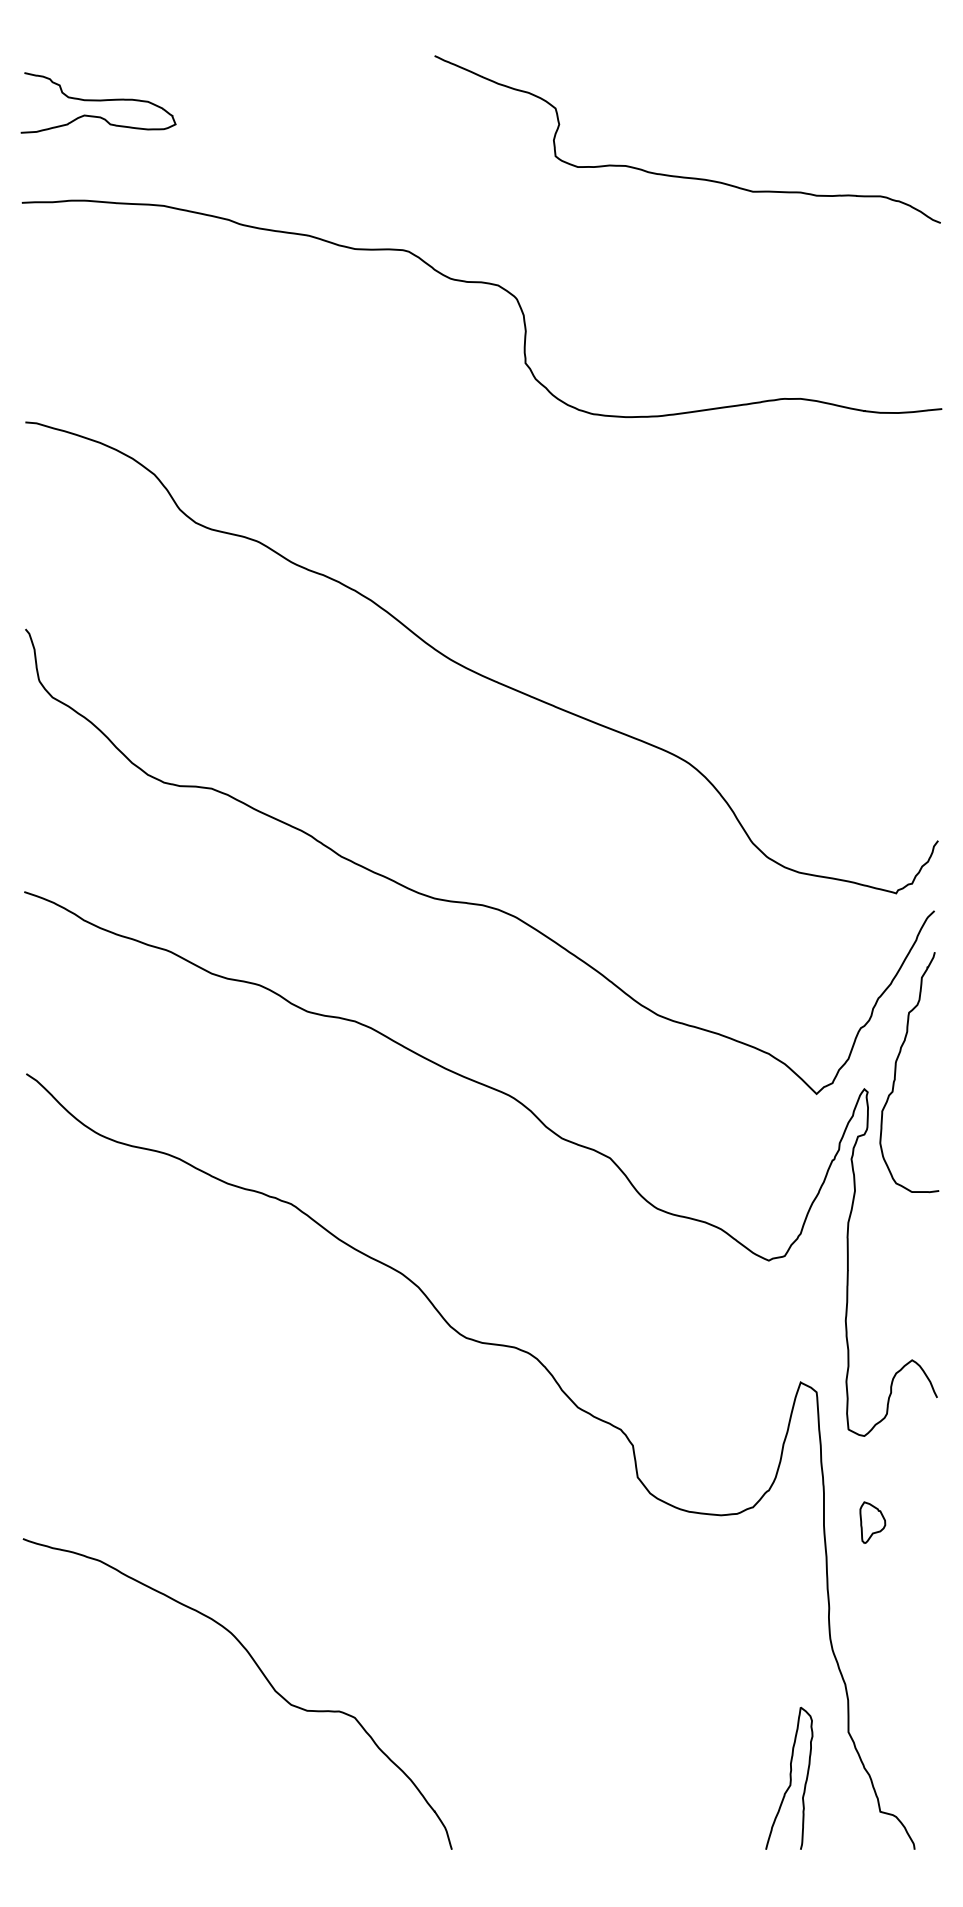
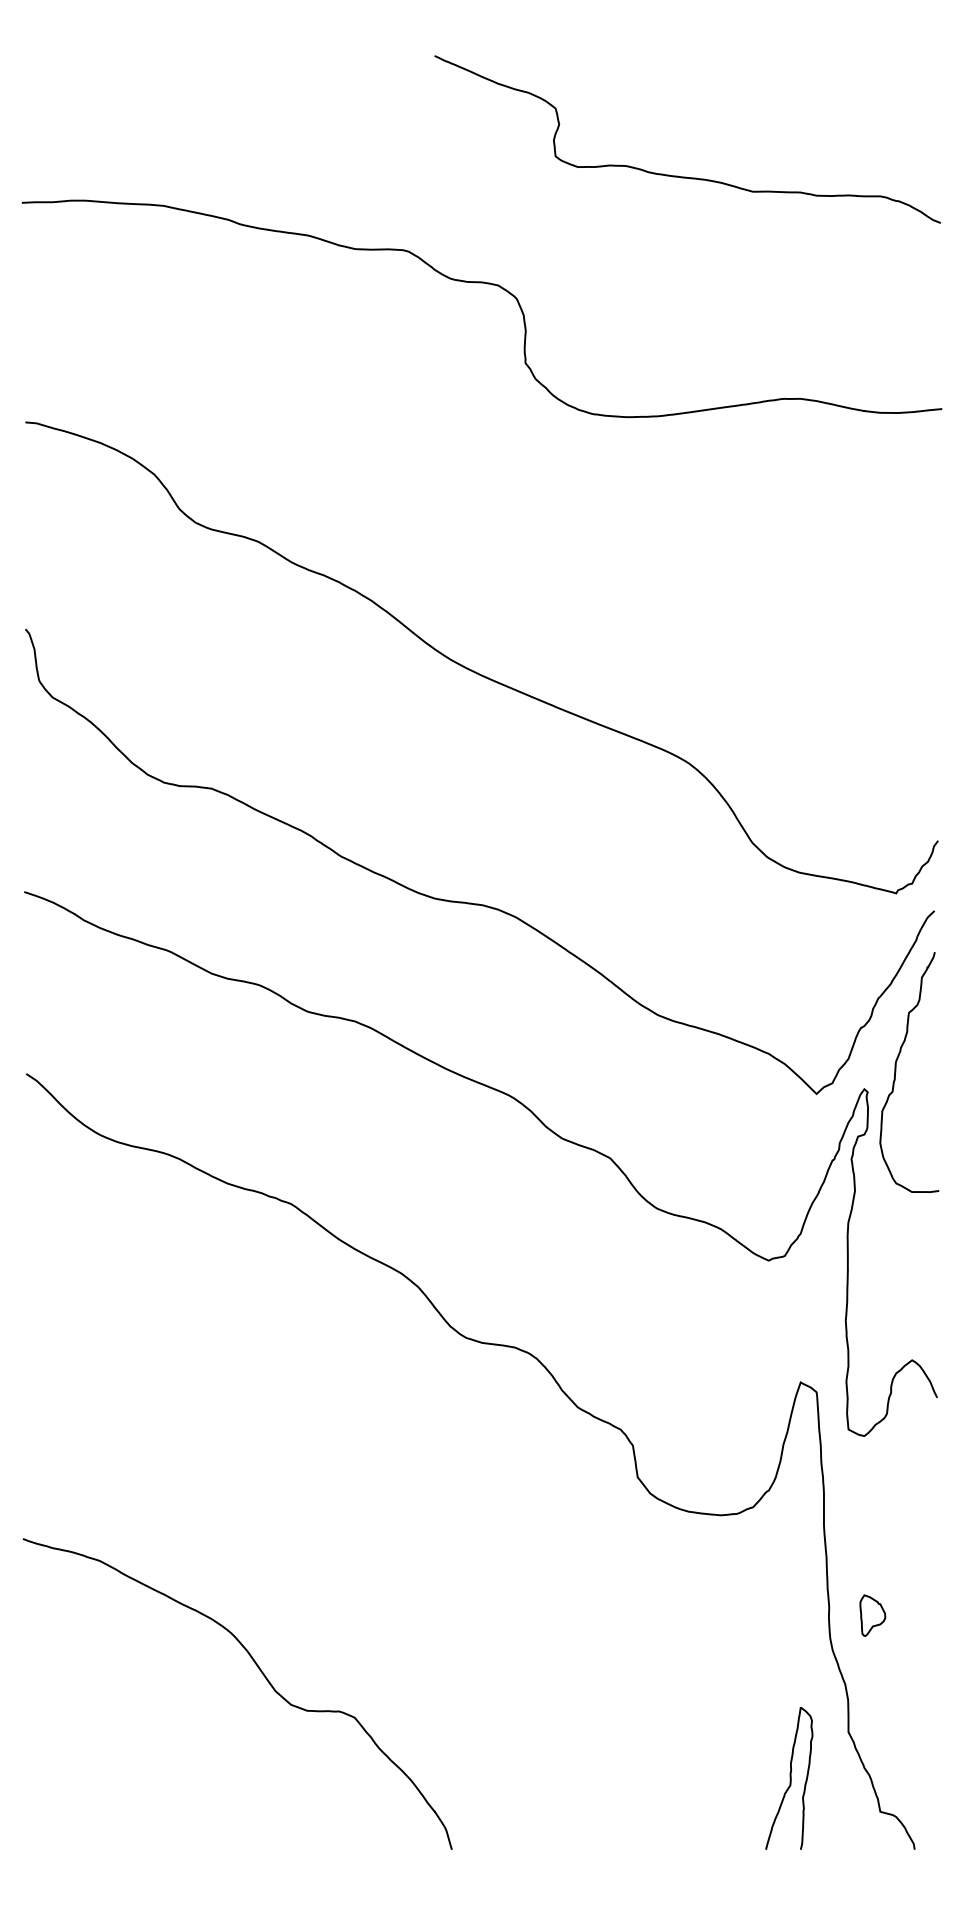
curve: present -> none (98, 101)
part position: (872, 1522) -> (872, 1615) (872, 1615)
